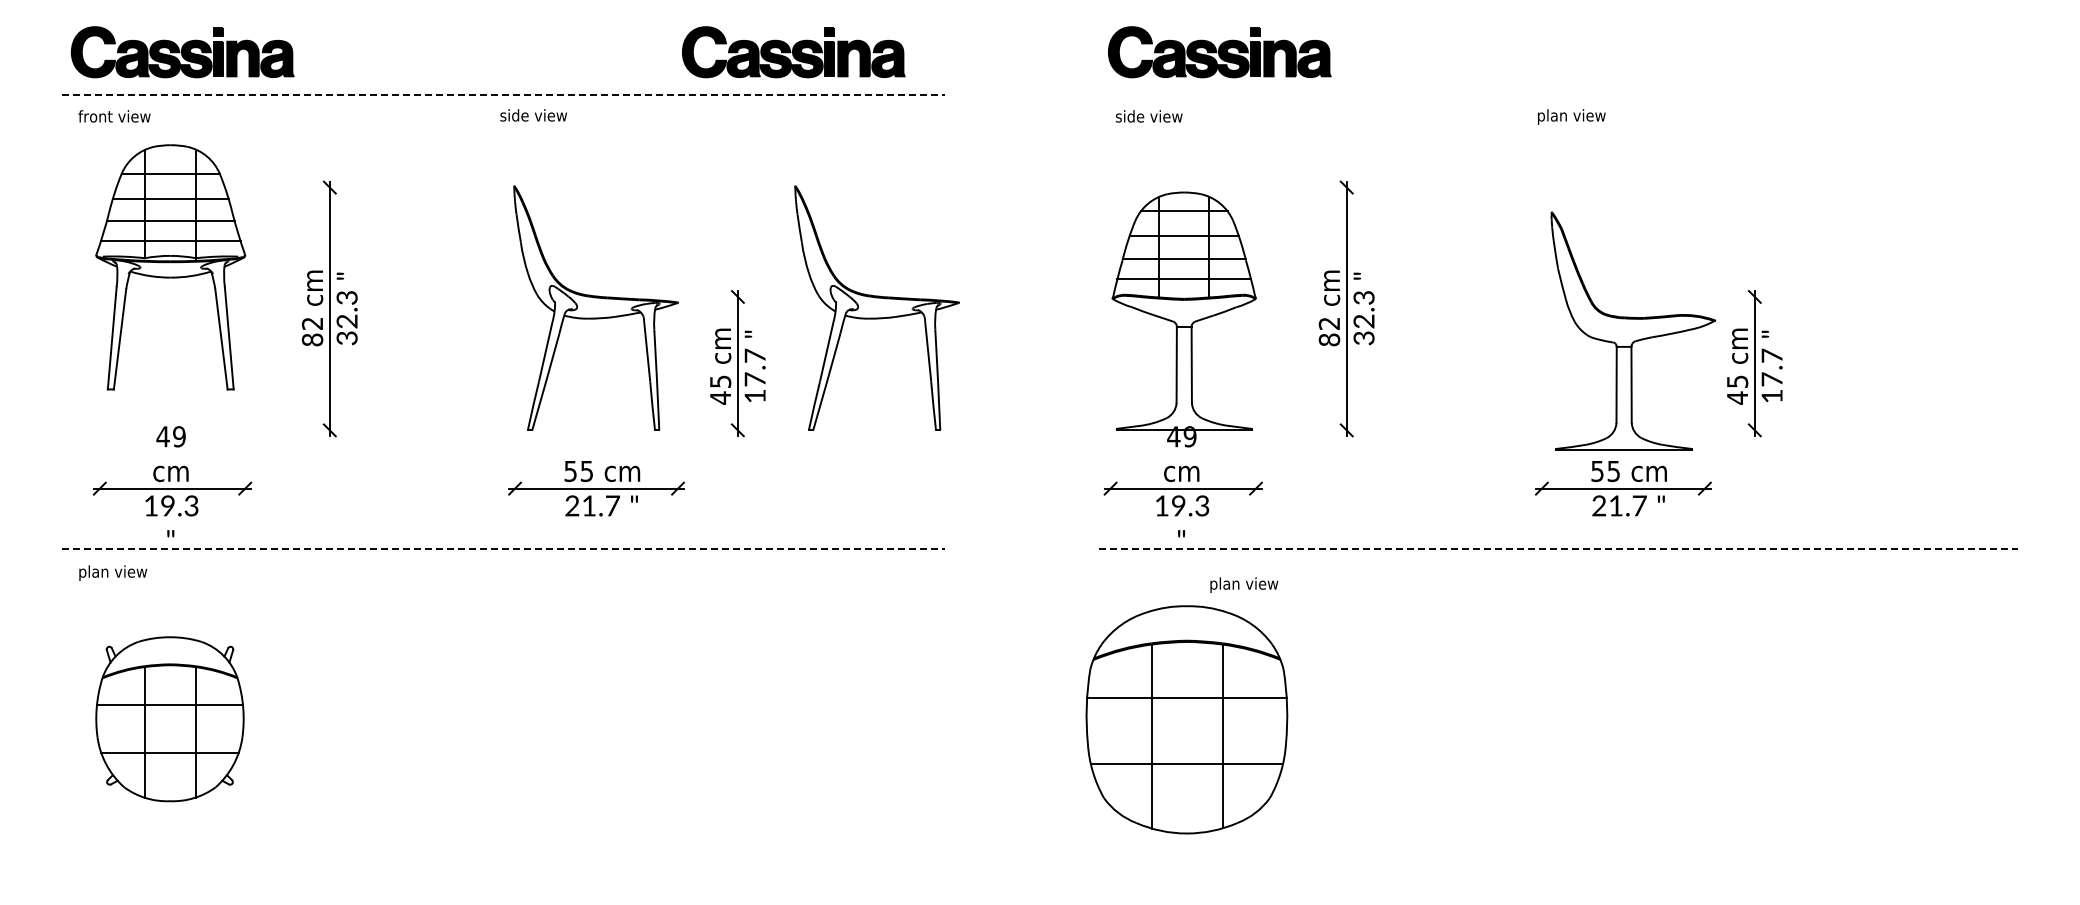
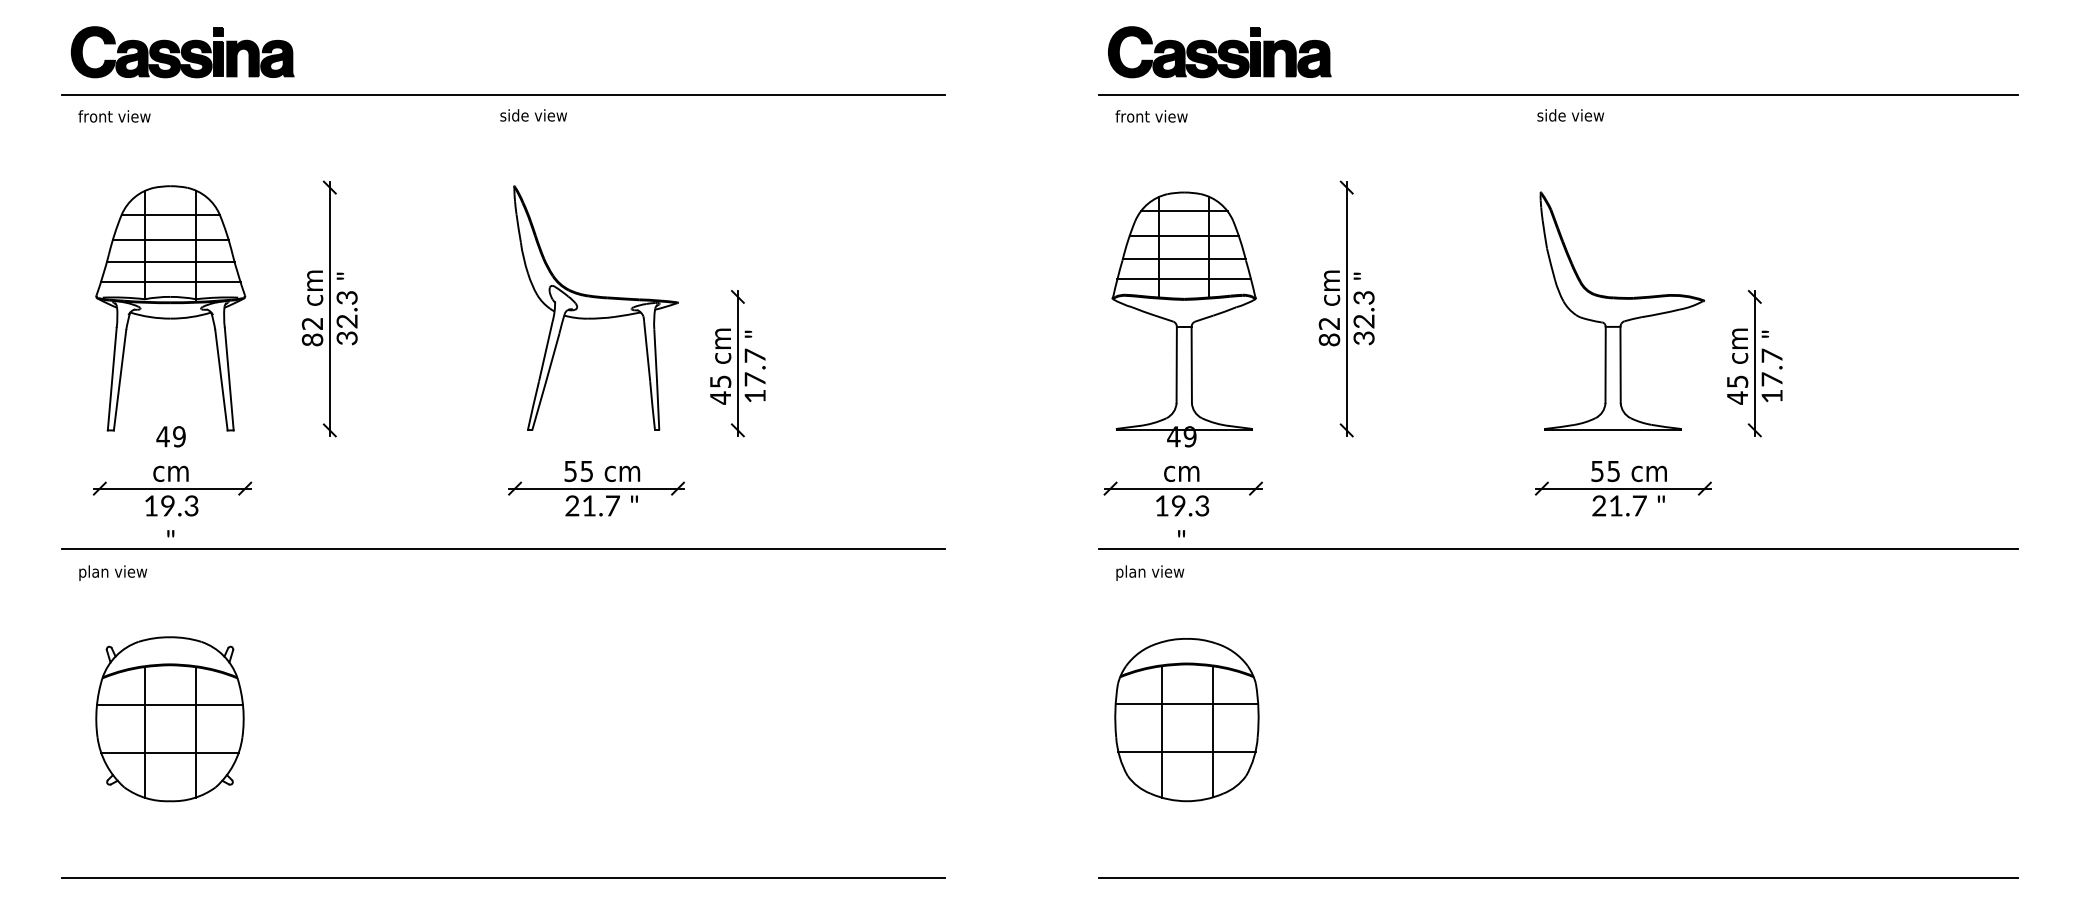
part: present -> none (793, 52)
line: dashed -> solid (504, 94)
line: none -> present (1558, 94)
text: side view -> front view (1151, 116)
text: plan view -> side view (1571, 116)
part position: (170, 267) -> (170, 308) (170, 308)
part: present -> none (876, 307)
part position: (1633, 330) -> (1622, 310) (1622, 310)
line: dashed -> solid (504, 549)
line: dashed -> solid (1559, 549)
text position: (1244, 584) -> (1150, 572) (1150, 572)
part size: 204x230 px -> 146x165 px (1186, 720)
line: none -> present (503, 877)
line: none -> present (1558, 877)
